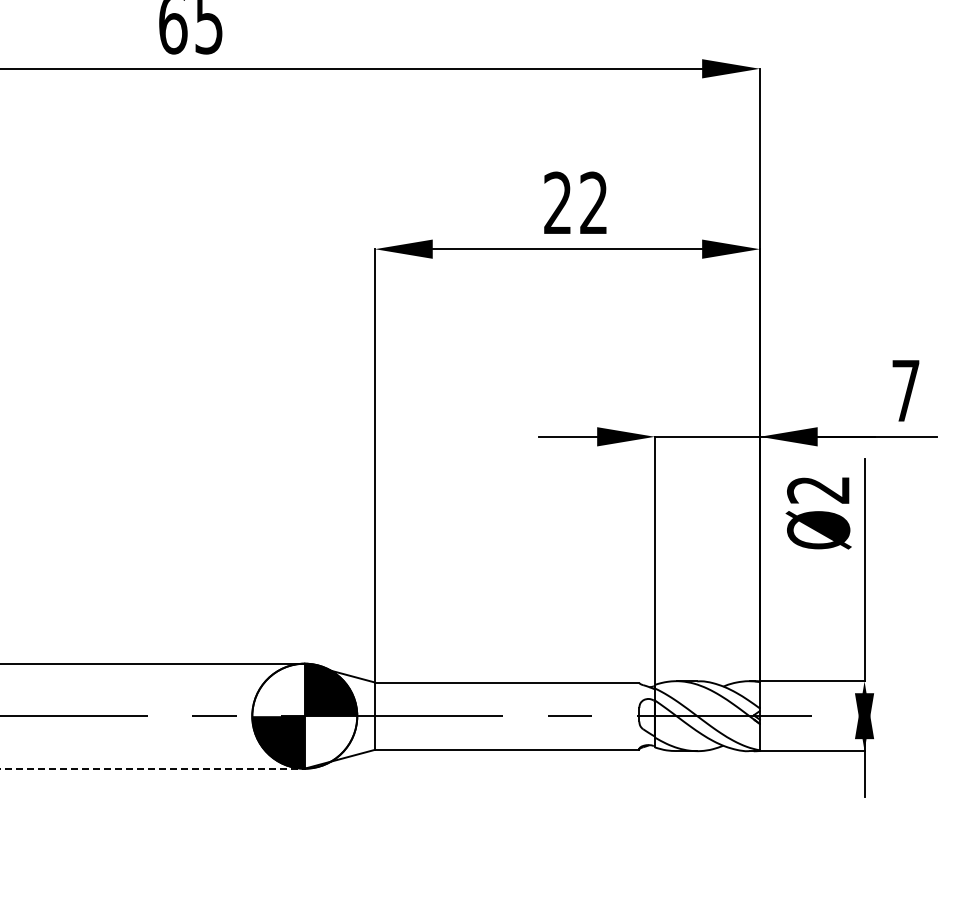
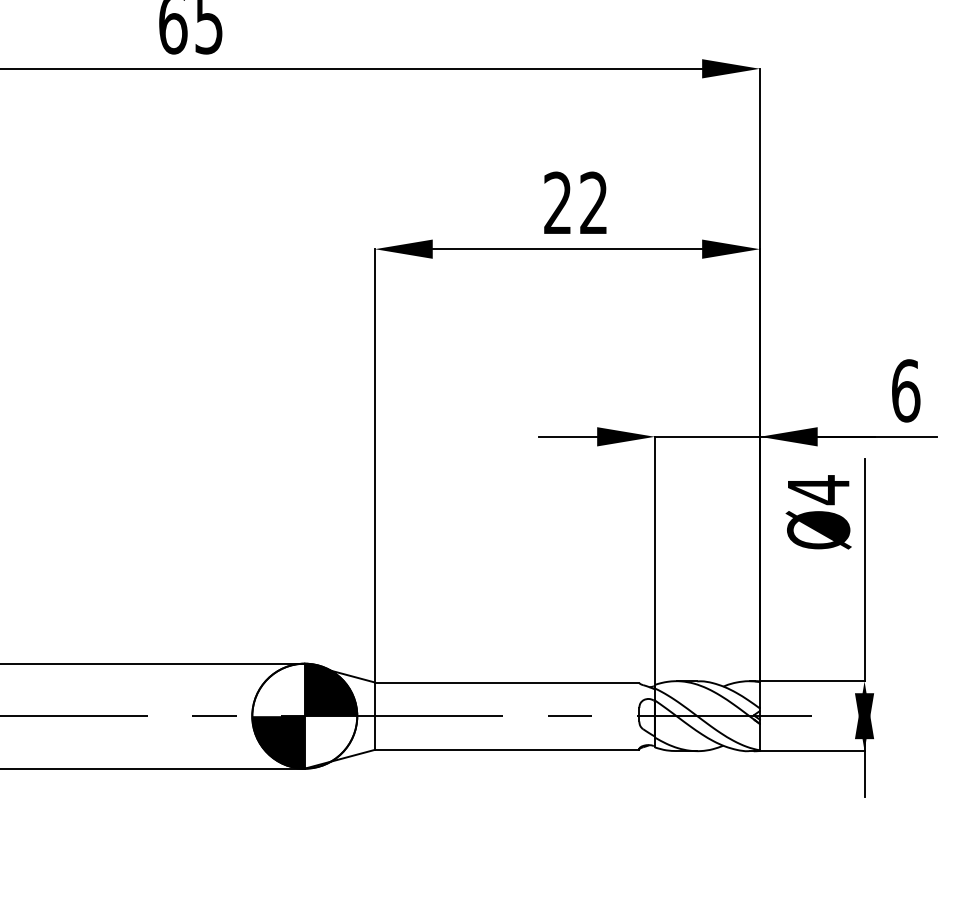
text: 7 -> 6 (906, 390)
text: Ø2 -> Ø4 (818, 490)
line: dashed -> solid (152, 768)
